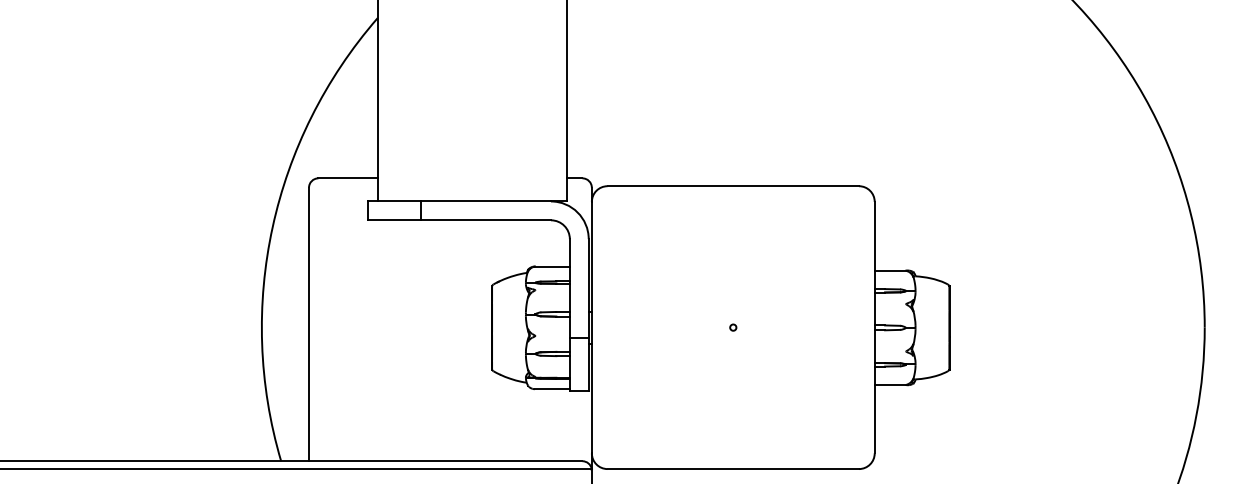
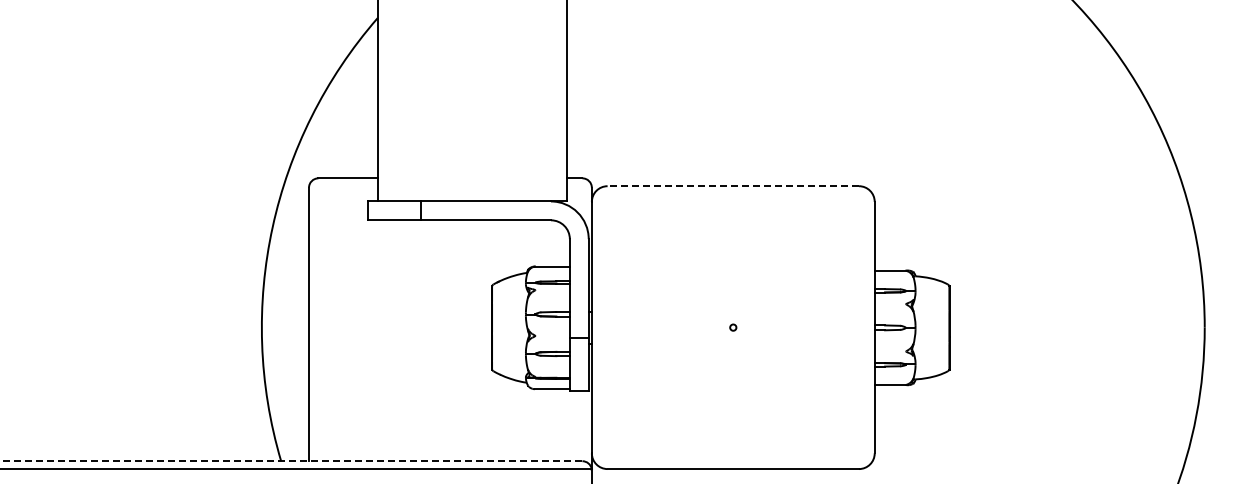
line: solid -> dashed (733, 186)
line: solid -> dashed (291, 461)
